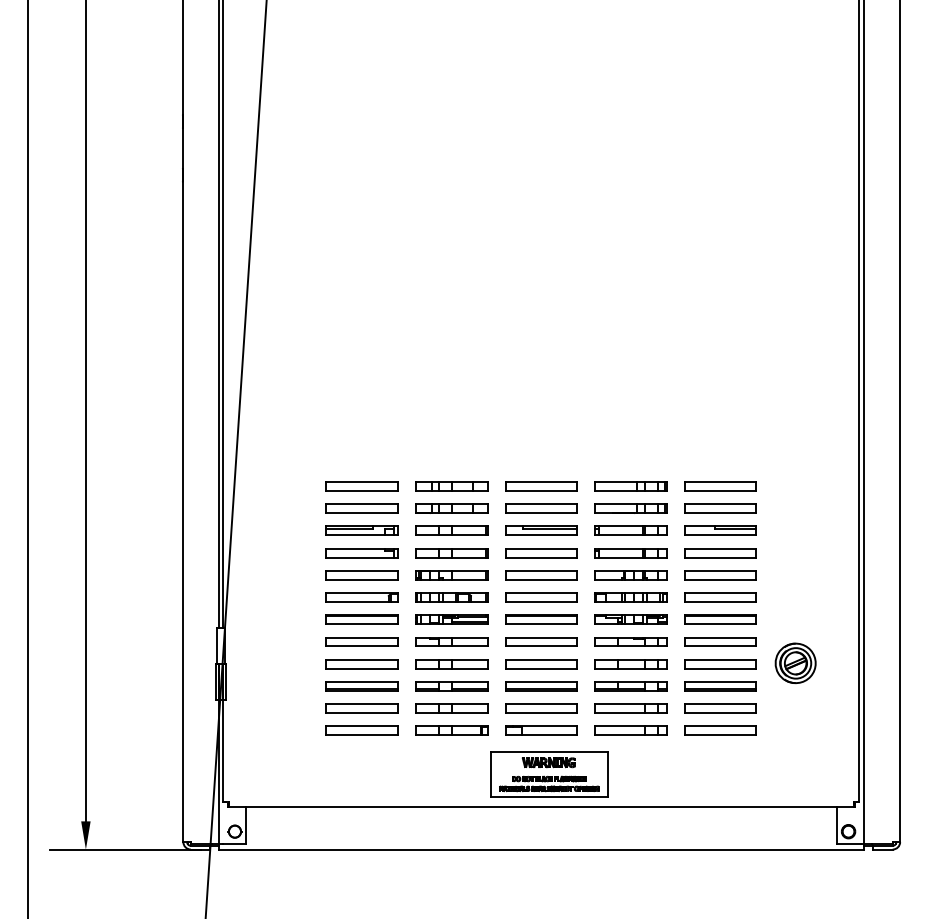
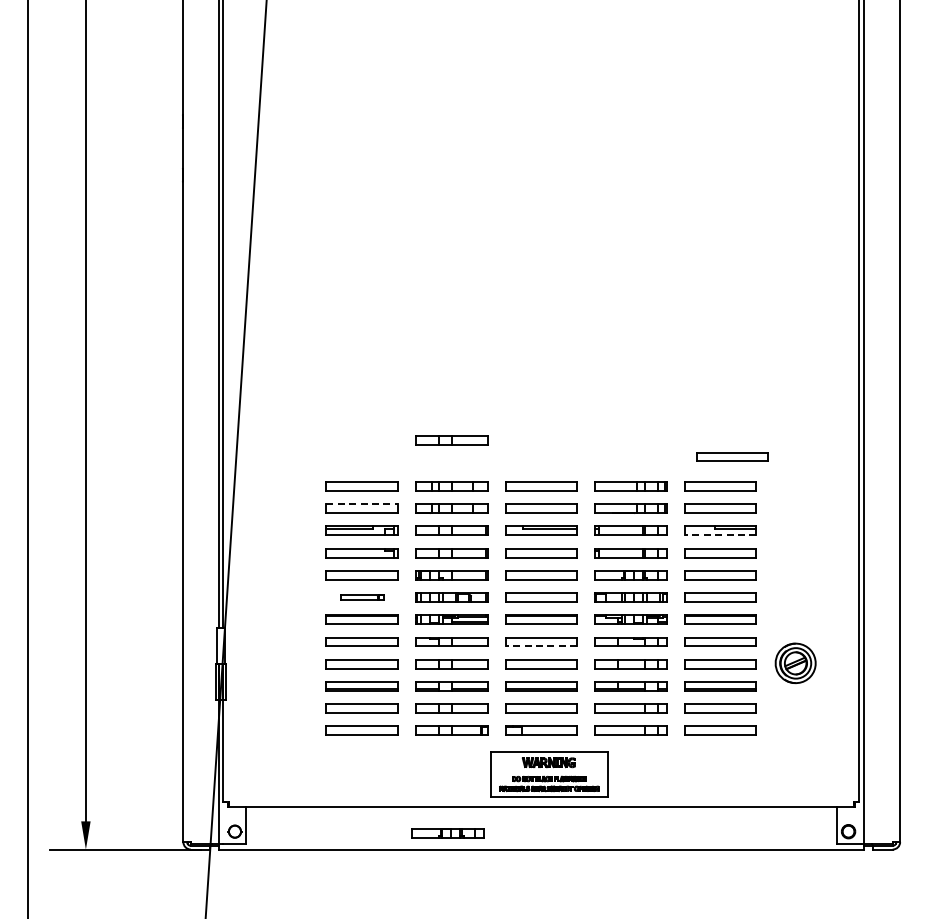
part: none -> present (451, 440)
part: none -> present (732, 456)
line: solid -> dashed (362, 504)
line: solid -> dashed (720, 535)
part size: 74x11 px -> 45x7 px (362, 597)
line: solid -> dashed (541, 646)
part: none -> present (447, 833)
